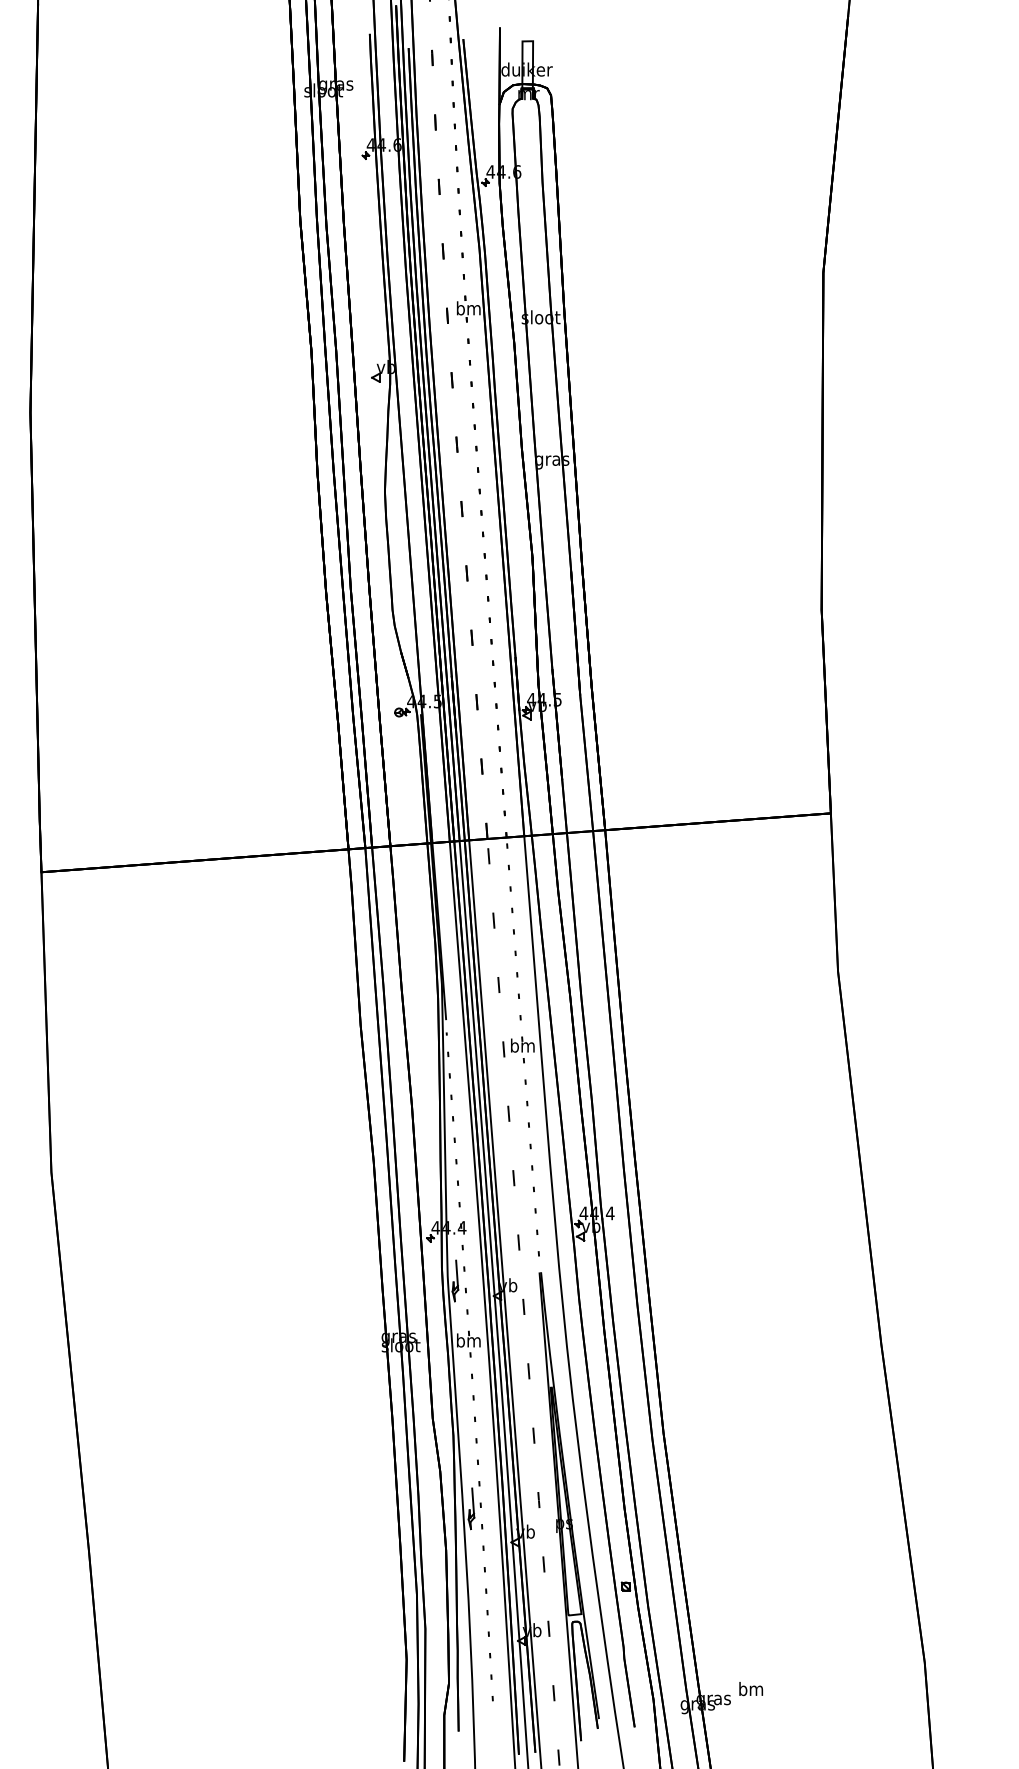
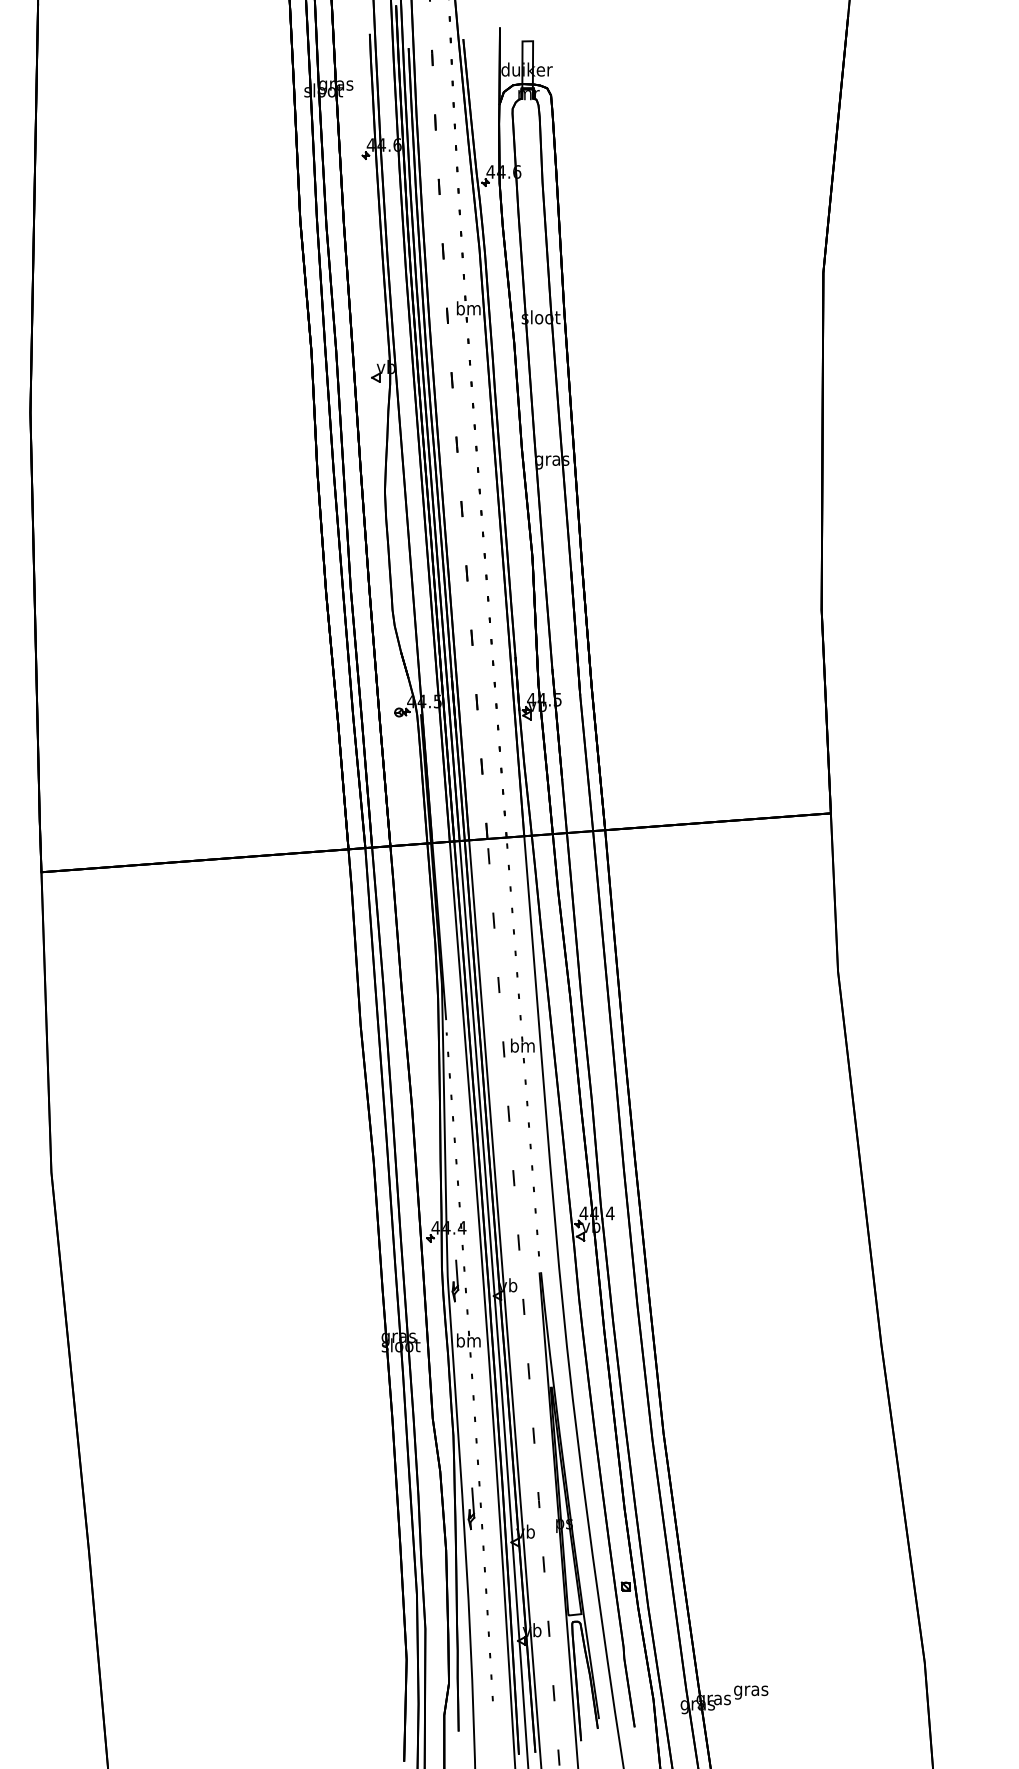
text: bm -> gras (751, 1690)
